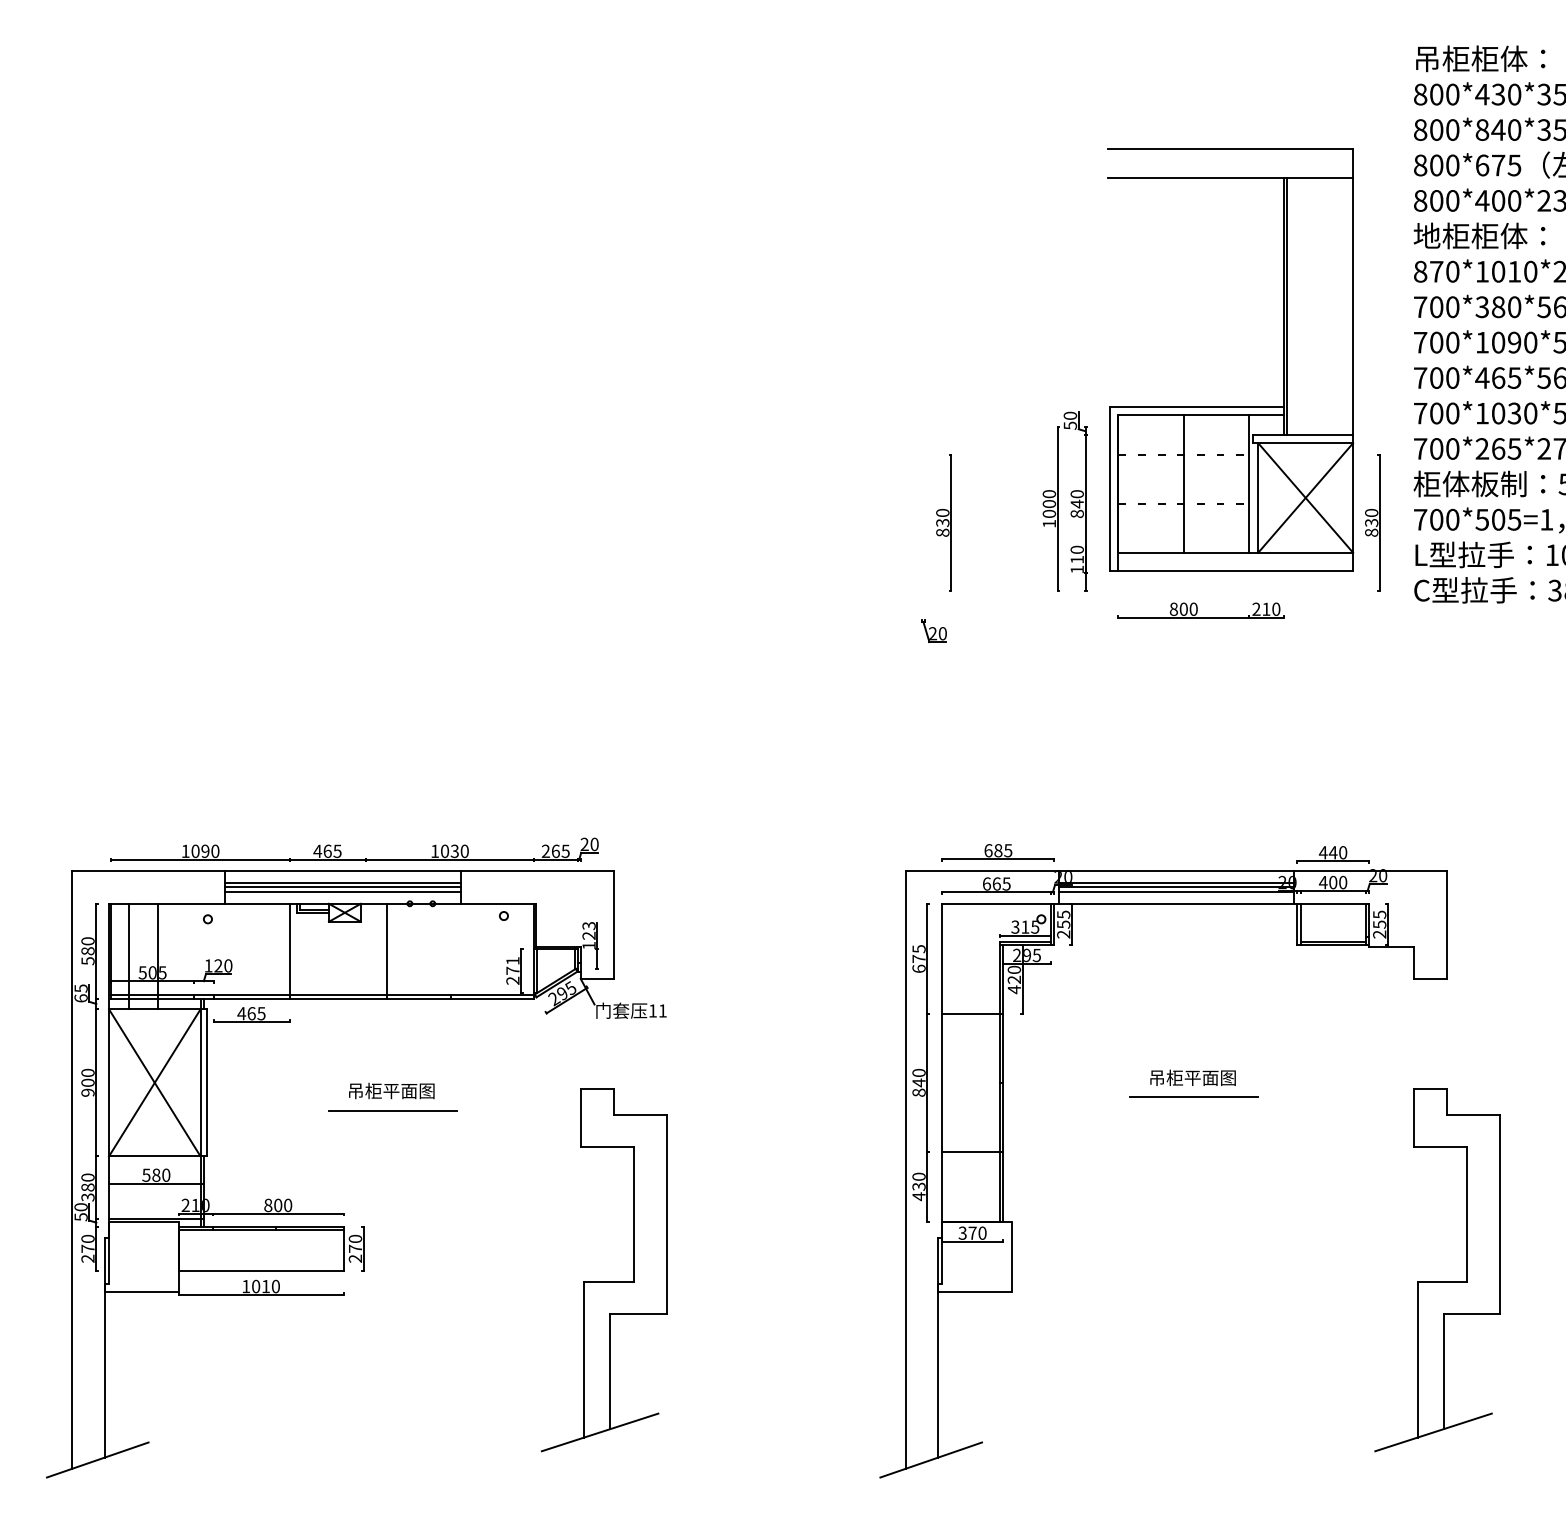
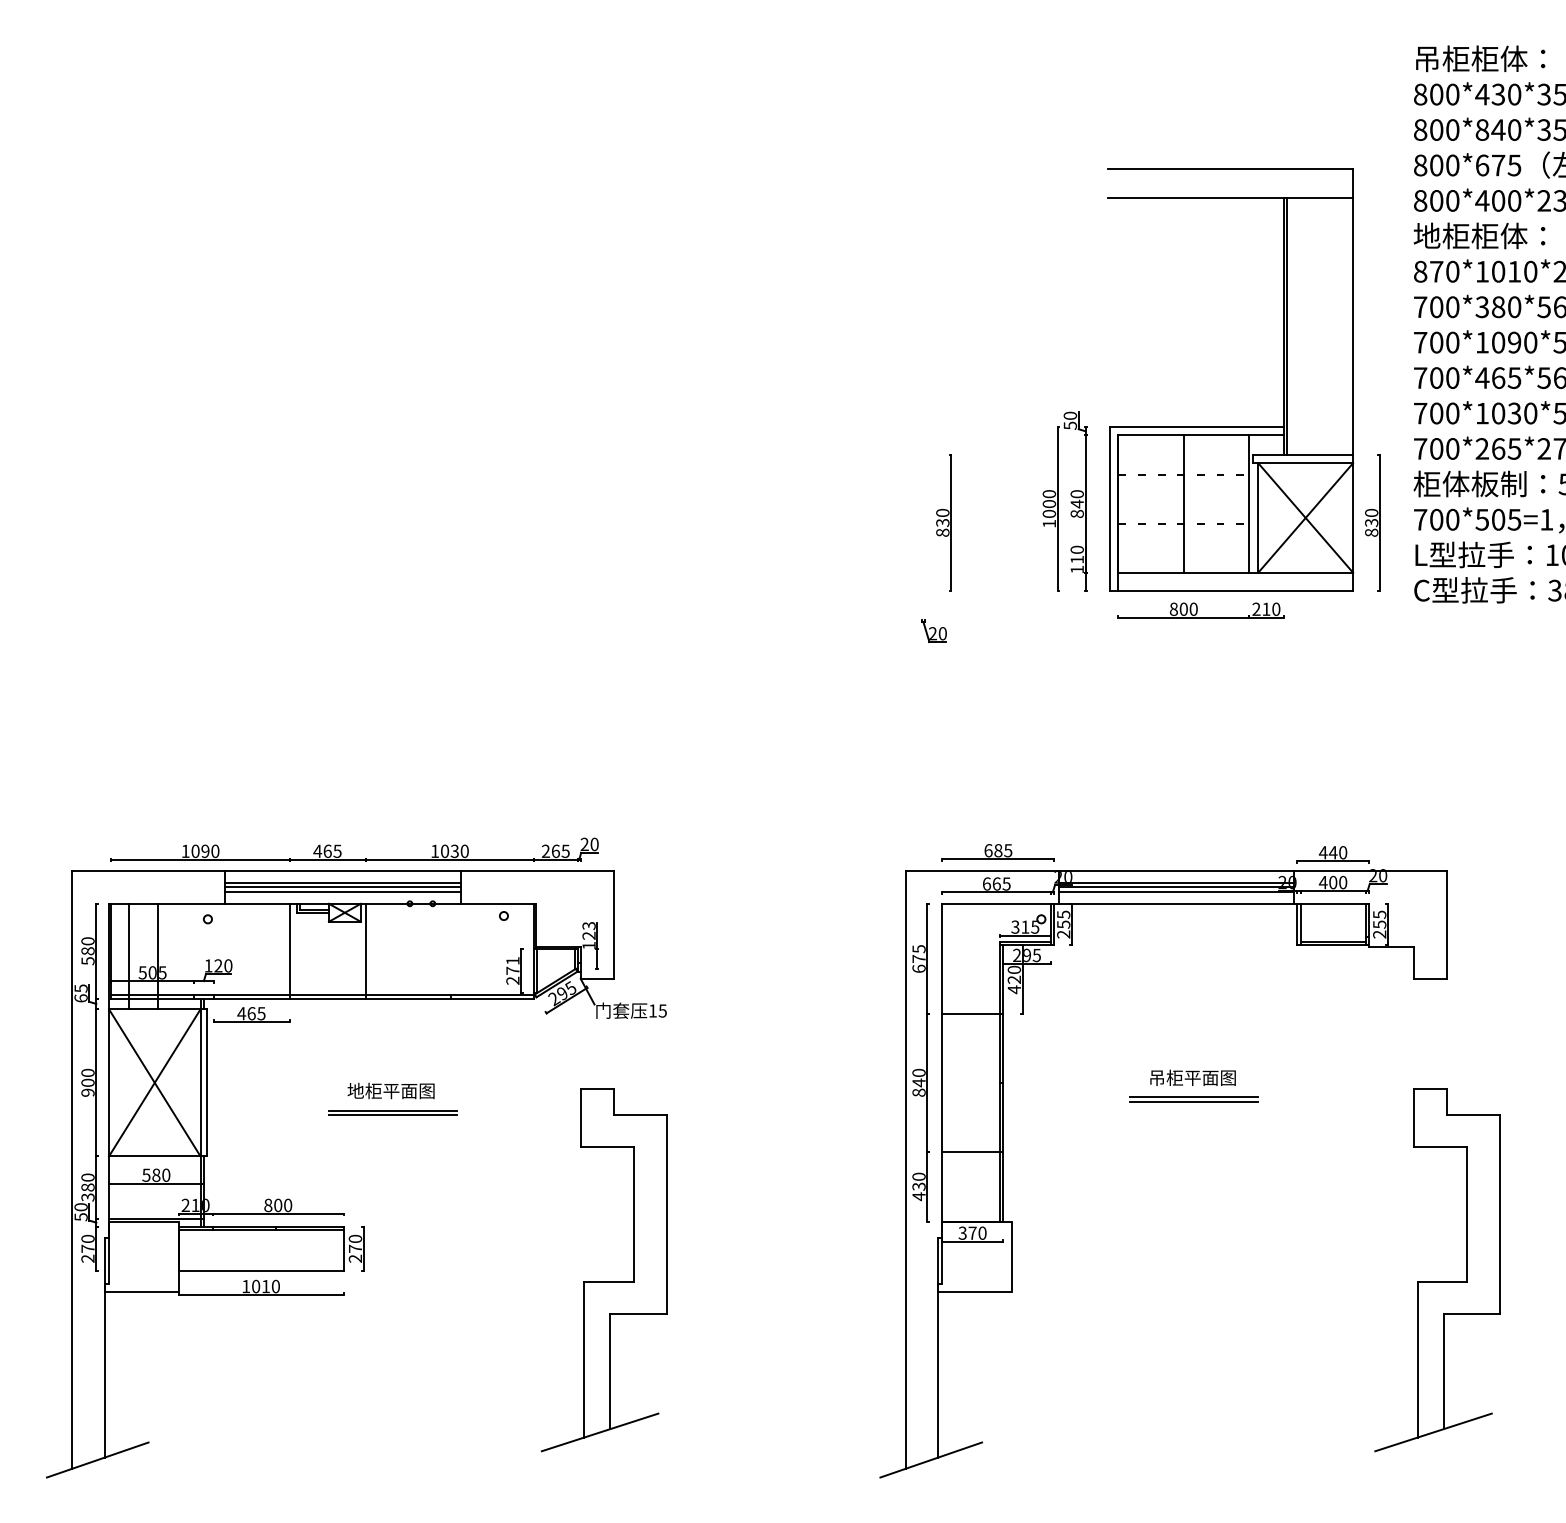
part position: (1230, 406) -> (1230, 426) (1230, 426)
line position: (386, 950) -> (365, 950) (365, 950)
text: 11 -> 15 (662, 1010)
text: 吊柜平面图 -> 地柜平面图 (355, 1090)
line: none -> present (1193, 1102)
line: none -> present (392, 1115)
